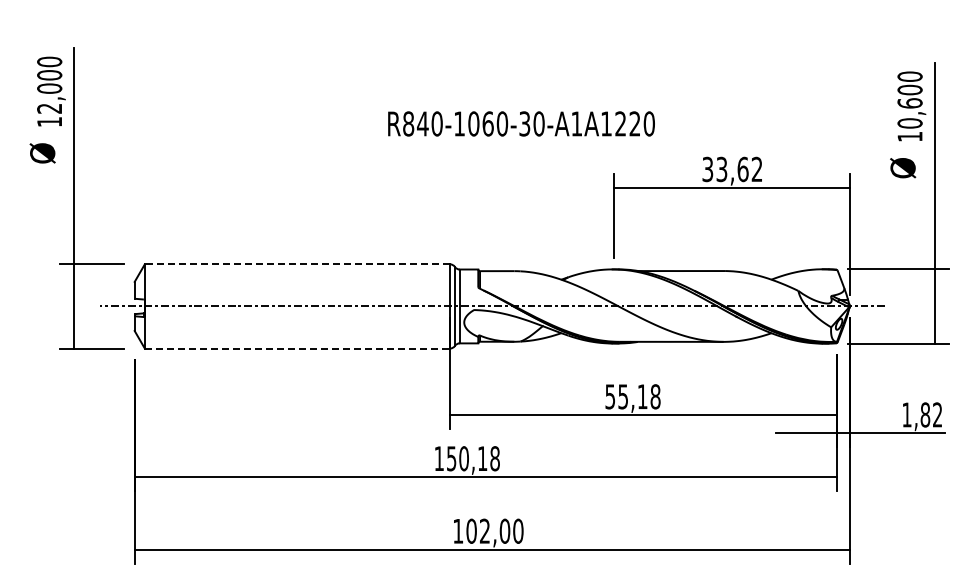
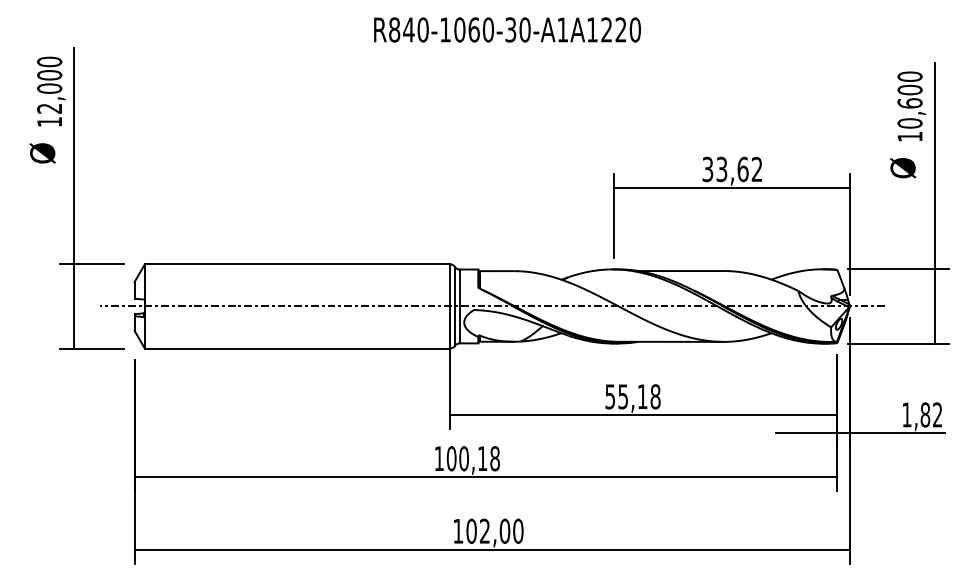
text position: (521, 123) -> (507, 29) (507, 29)
line: dashed -> solid (297, 264)
line: dashed -> solid (297, 348)
text: 150,18 -> 100,18 (451, 458)
